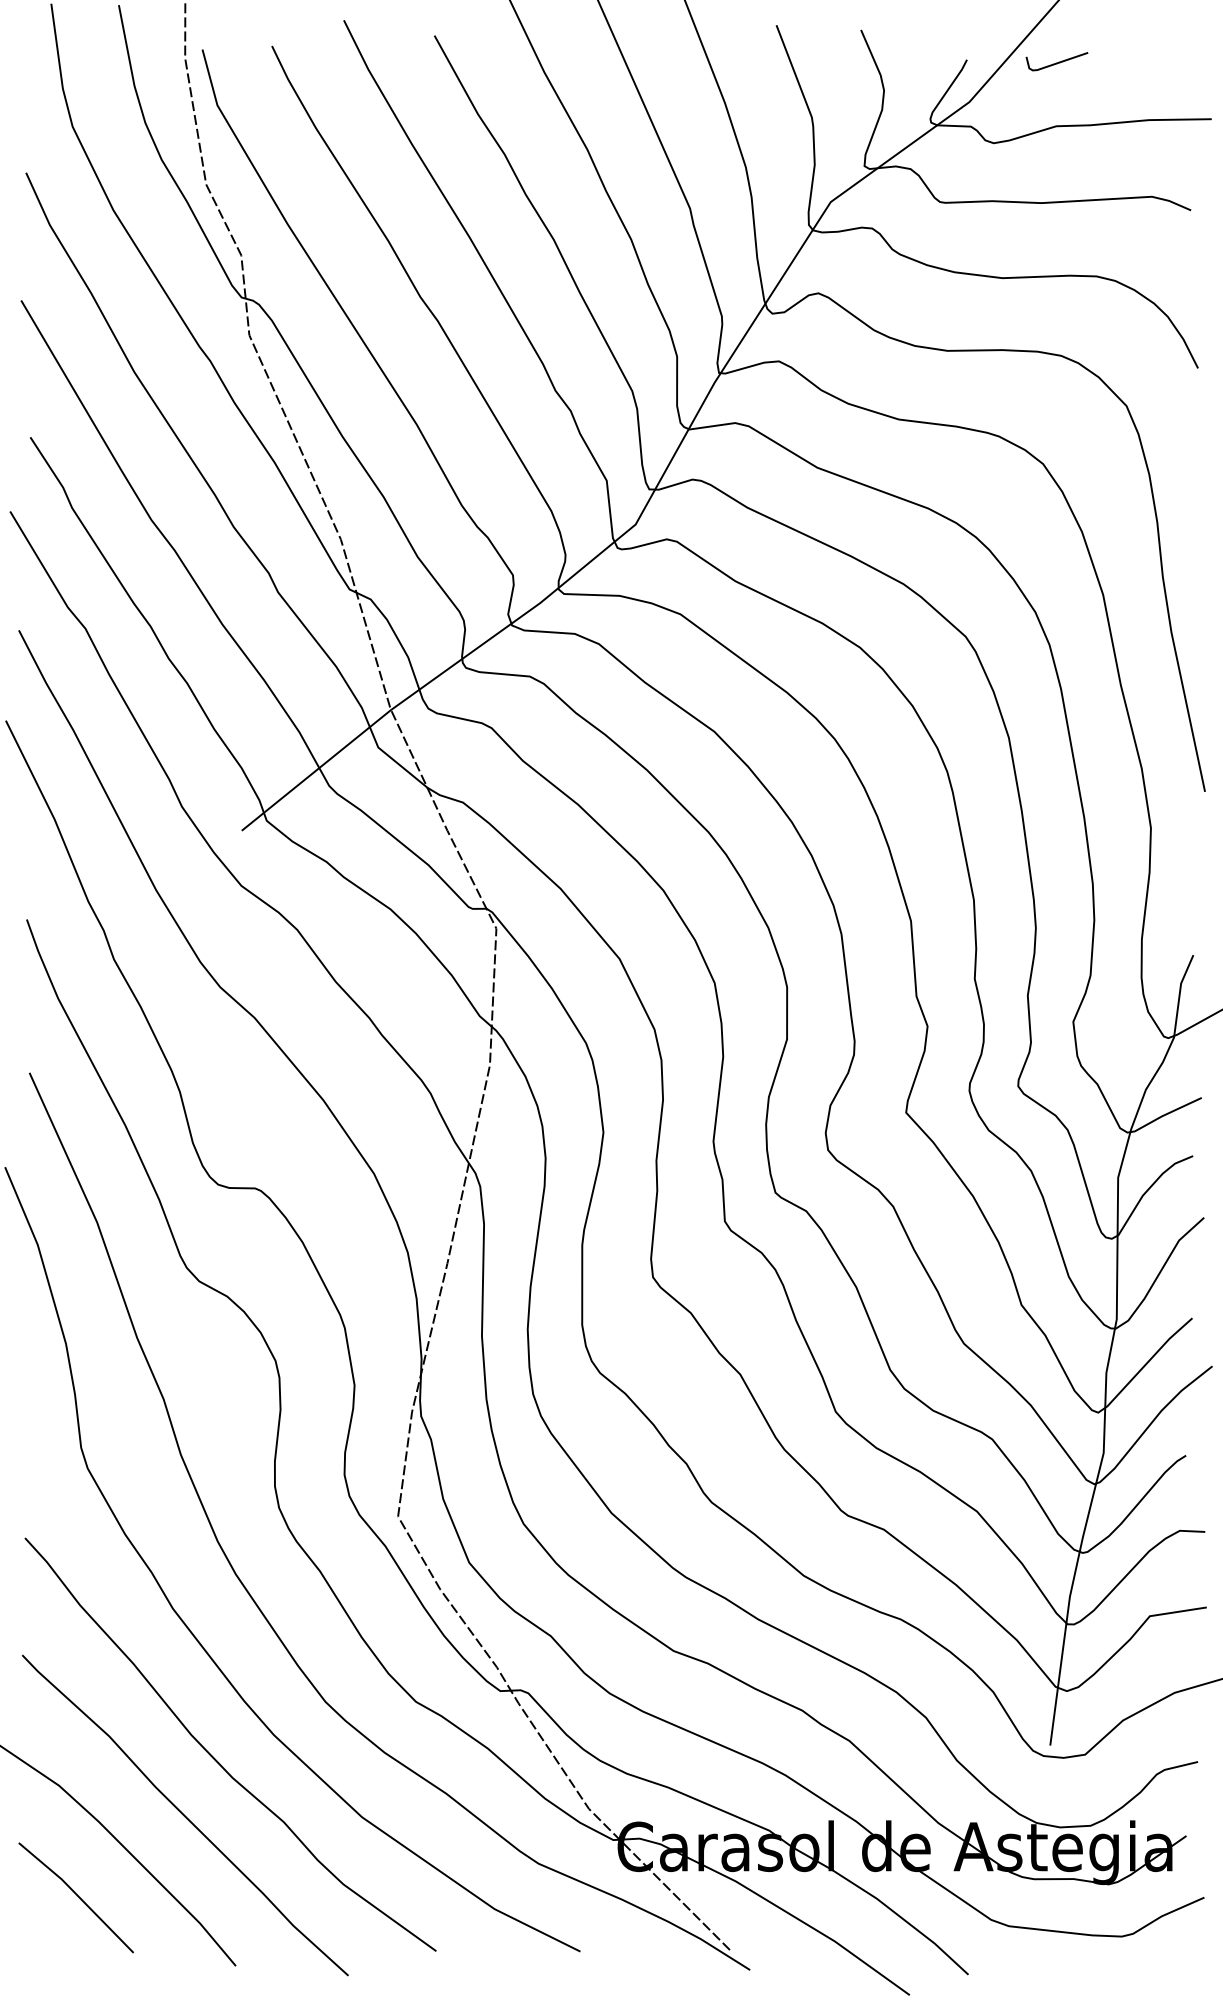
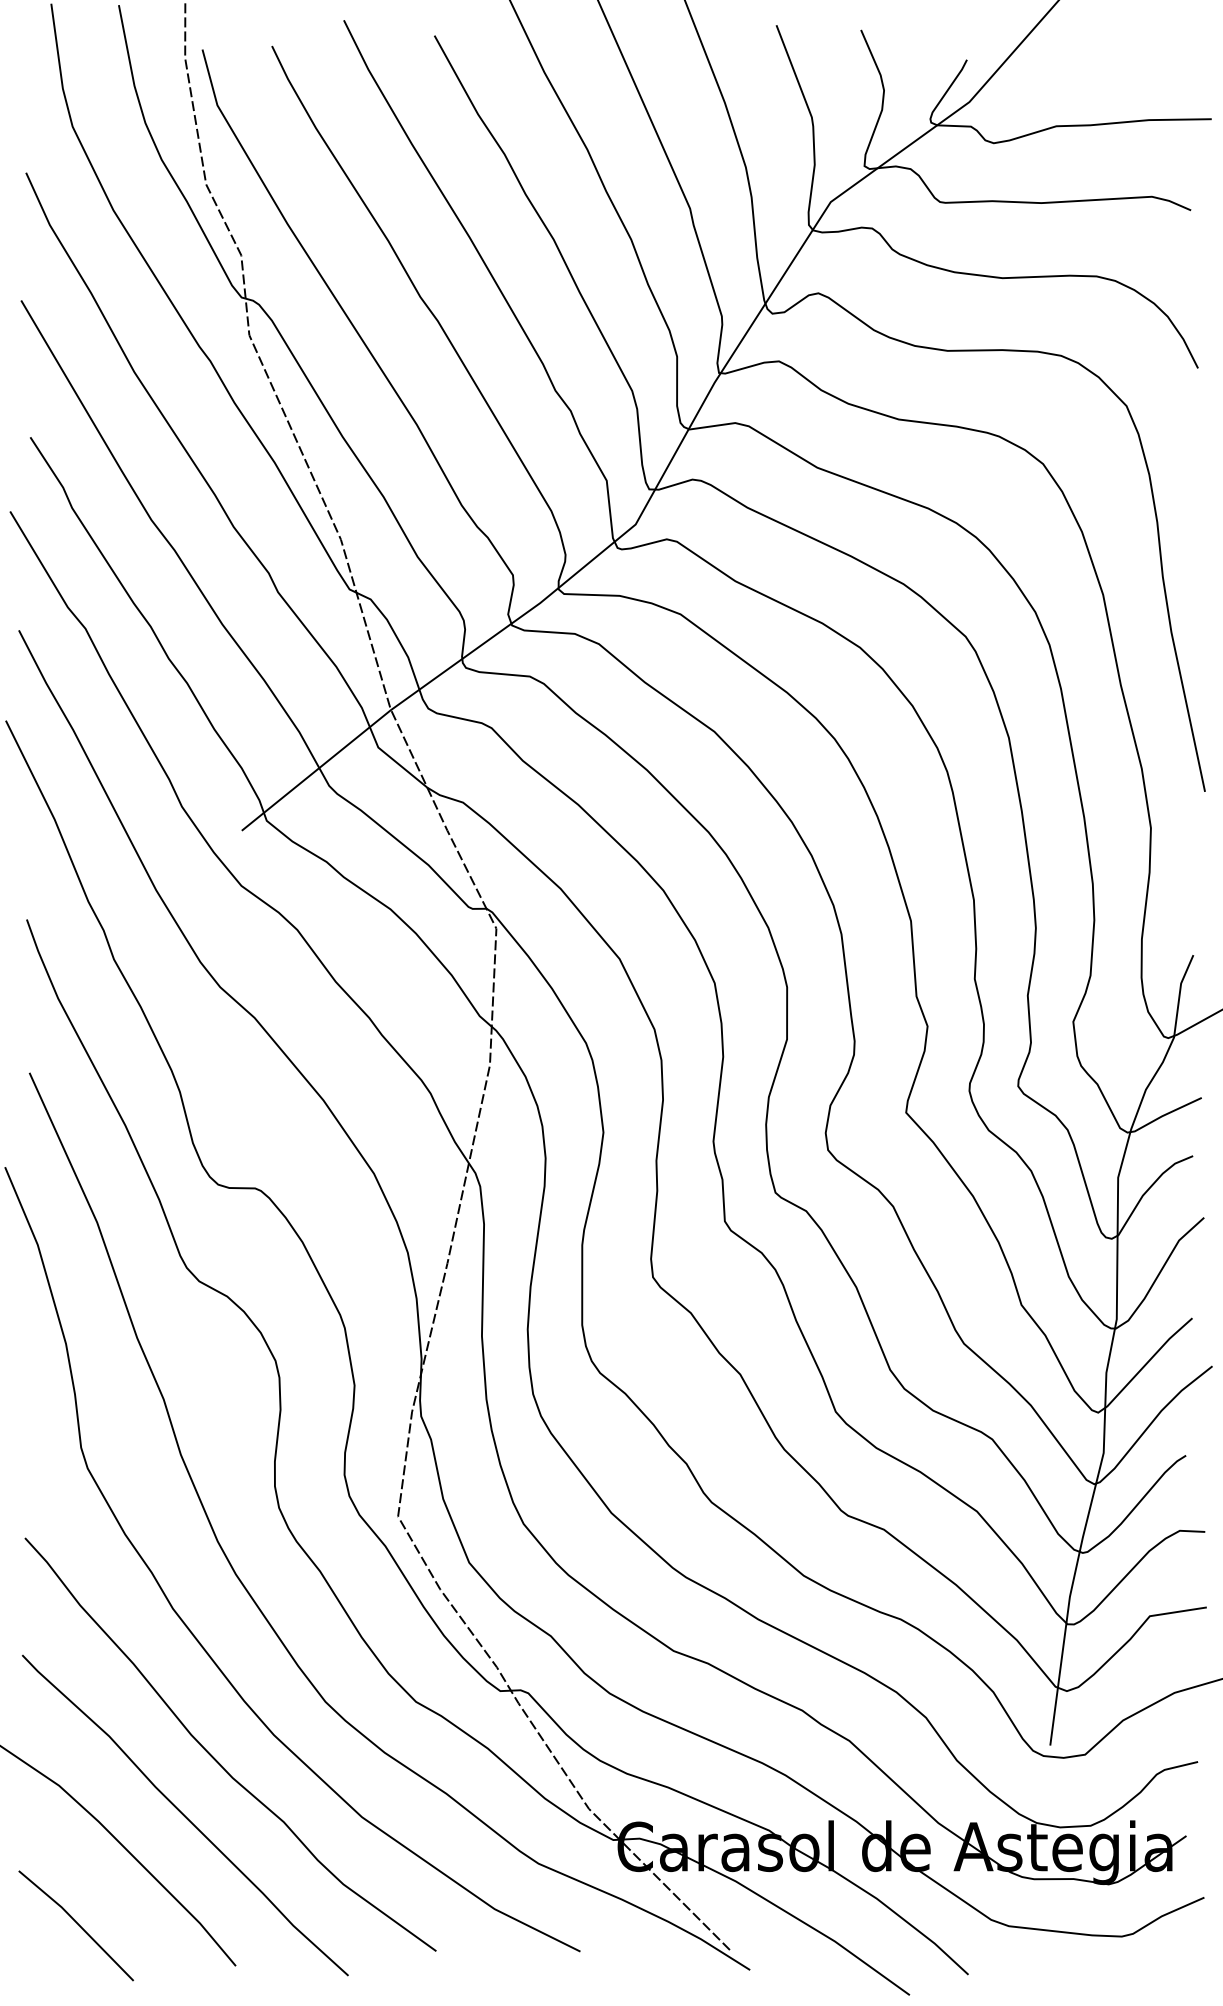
line: present -> none (1056, 62)
line position: (76, 1895) -> (76, 1923) (76, 1923)
